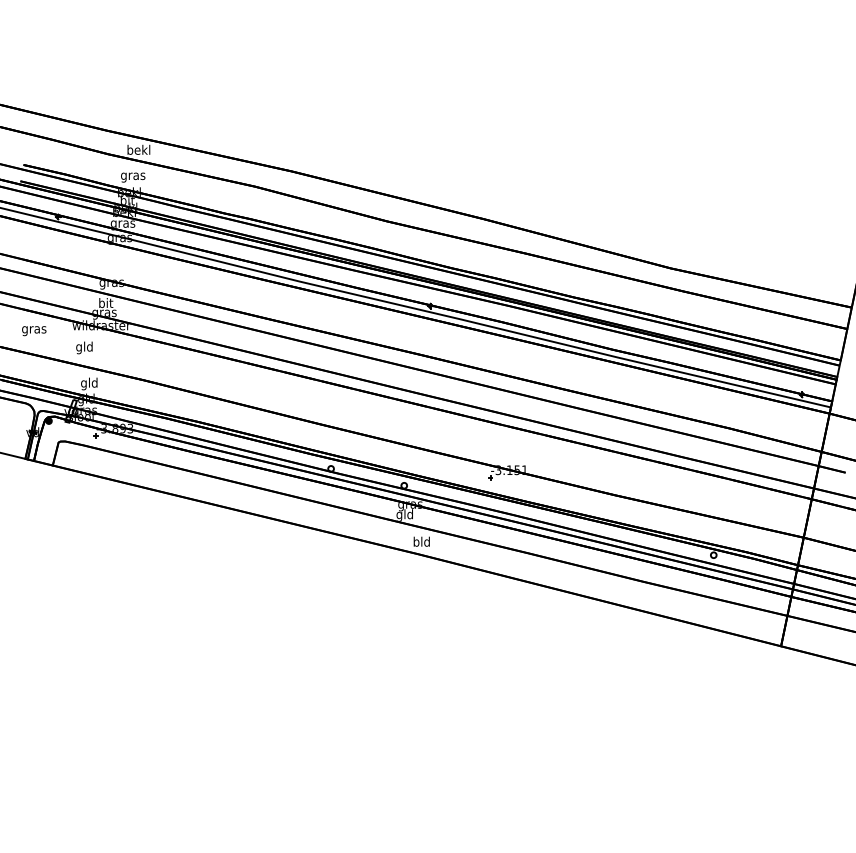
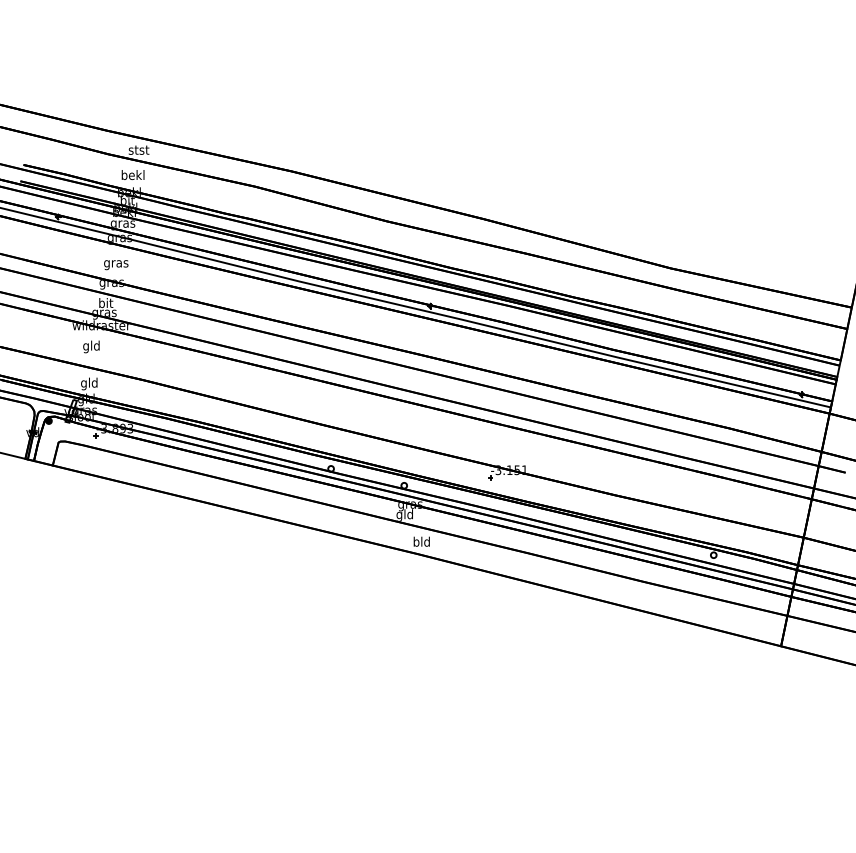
text: bekl -> stst (138, 149)
text: gras -> bekl (133, 176)
text position: (34, 331) -> (116, 265) (116, 265)
text position: (84, 347) -> (91, 346) (91, 346)
